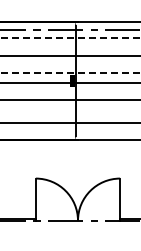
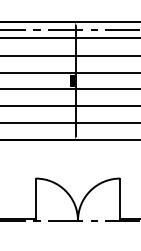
line: dashed -> solid (71, 38)
line: dashed -> solid (71, 72)
line position: (69, 83) -> (69, 89) (69, 89)
line position: (69, 100) -> (69, 106) (69, 106)
